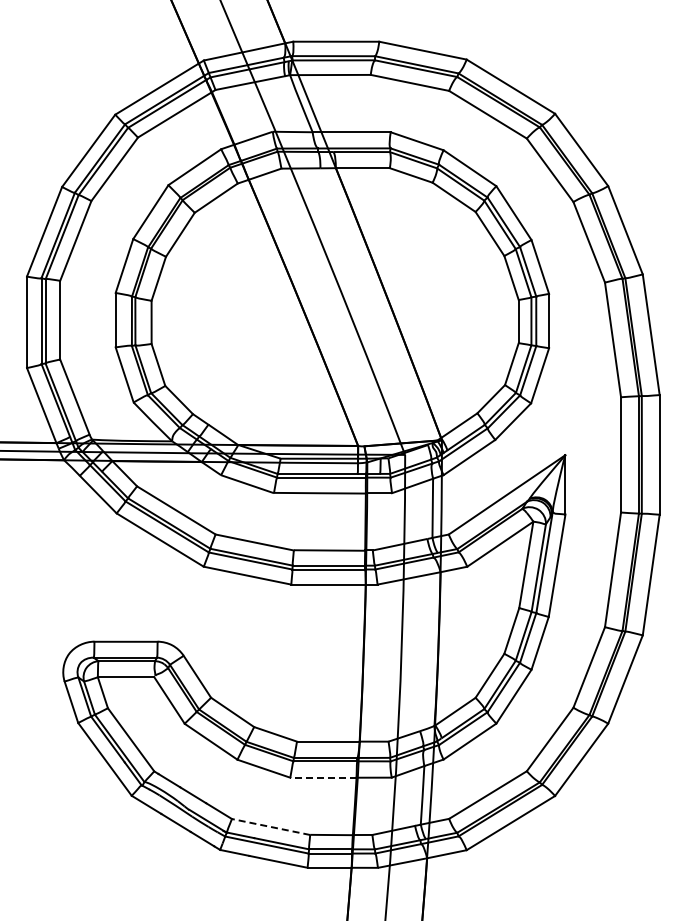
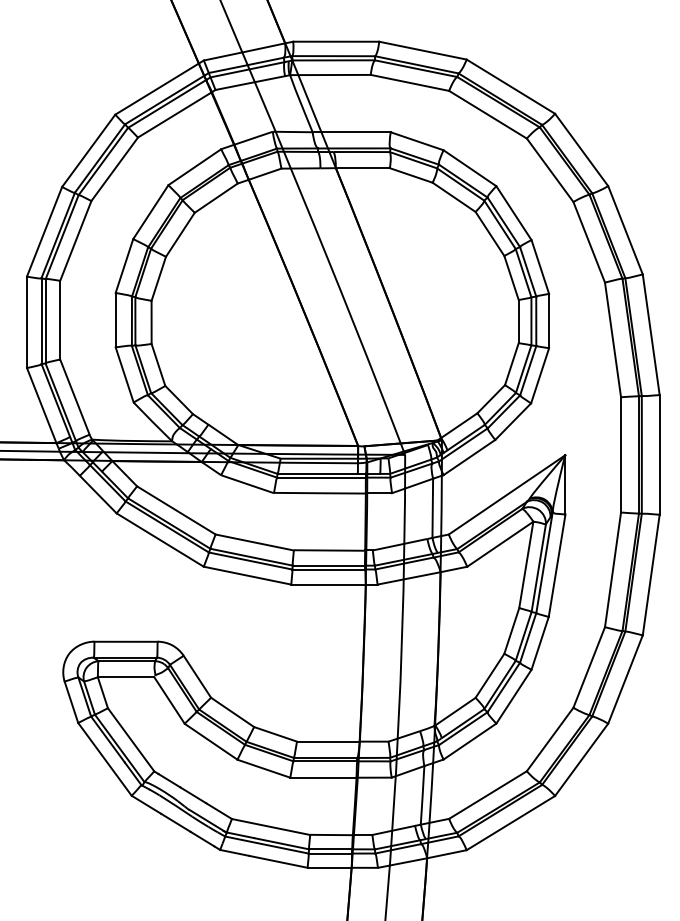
line: dashed -> solid (322, 777)
line: dashed -> solid (271, 827)
